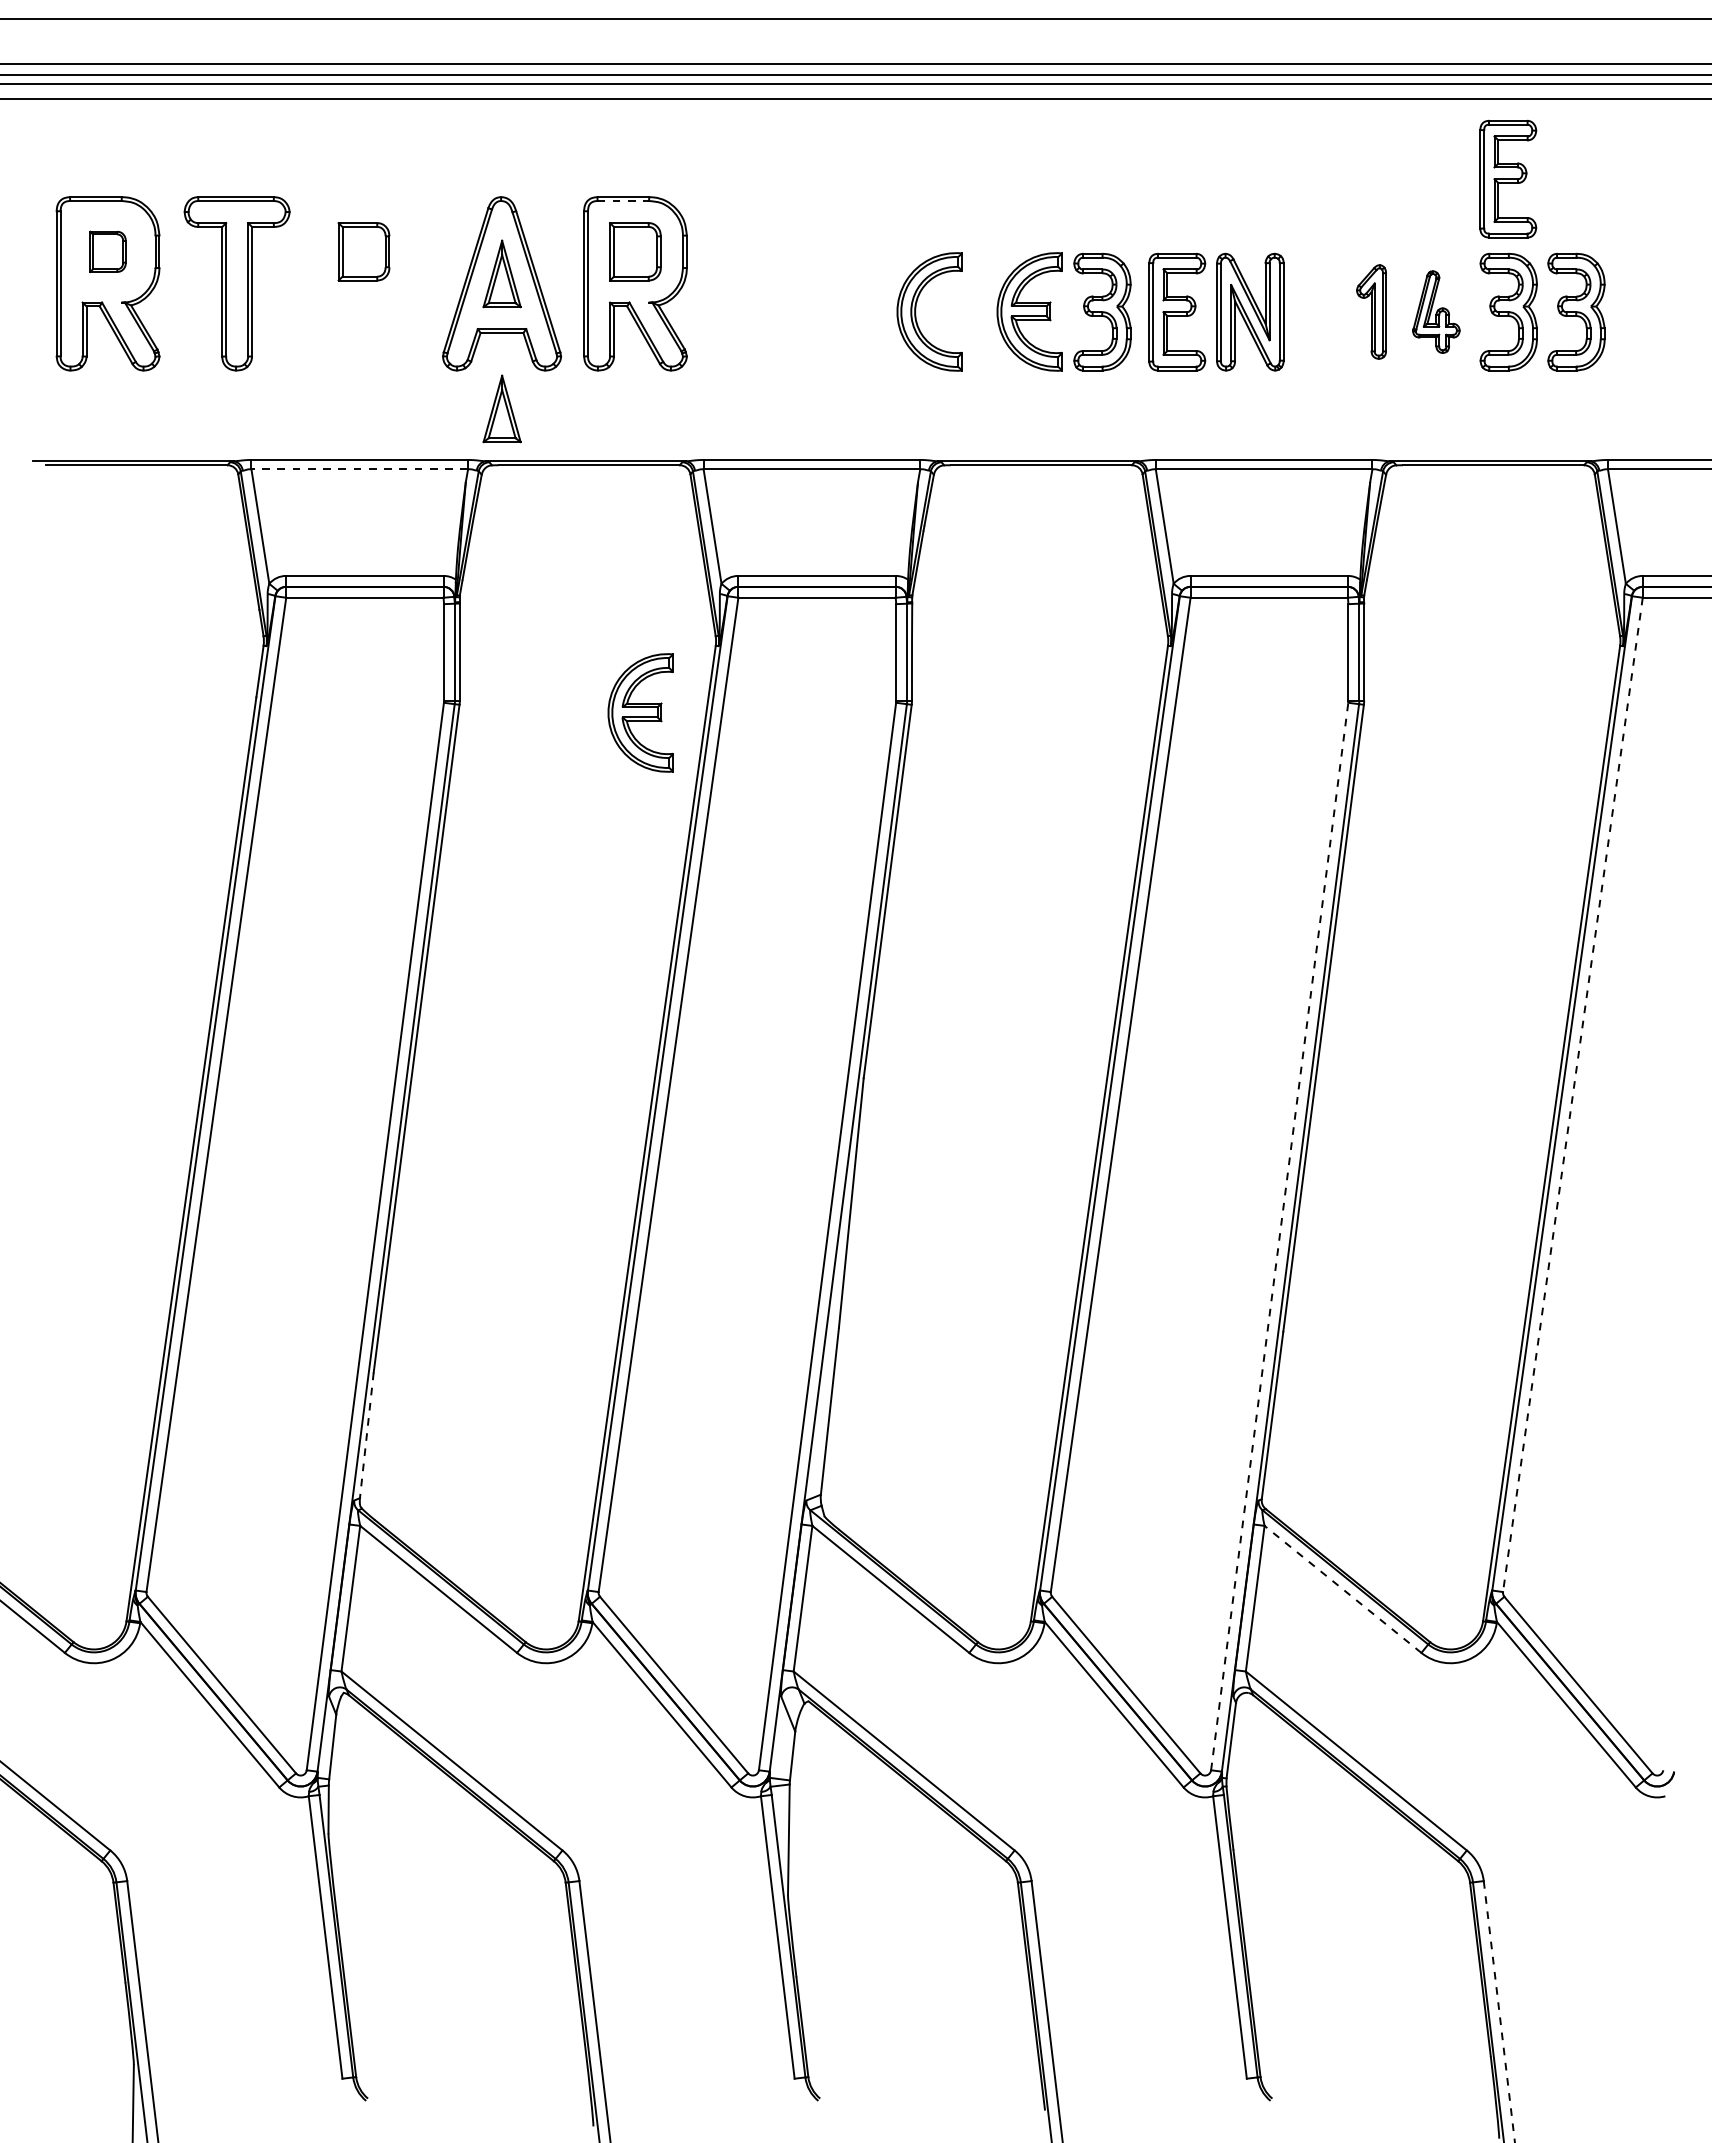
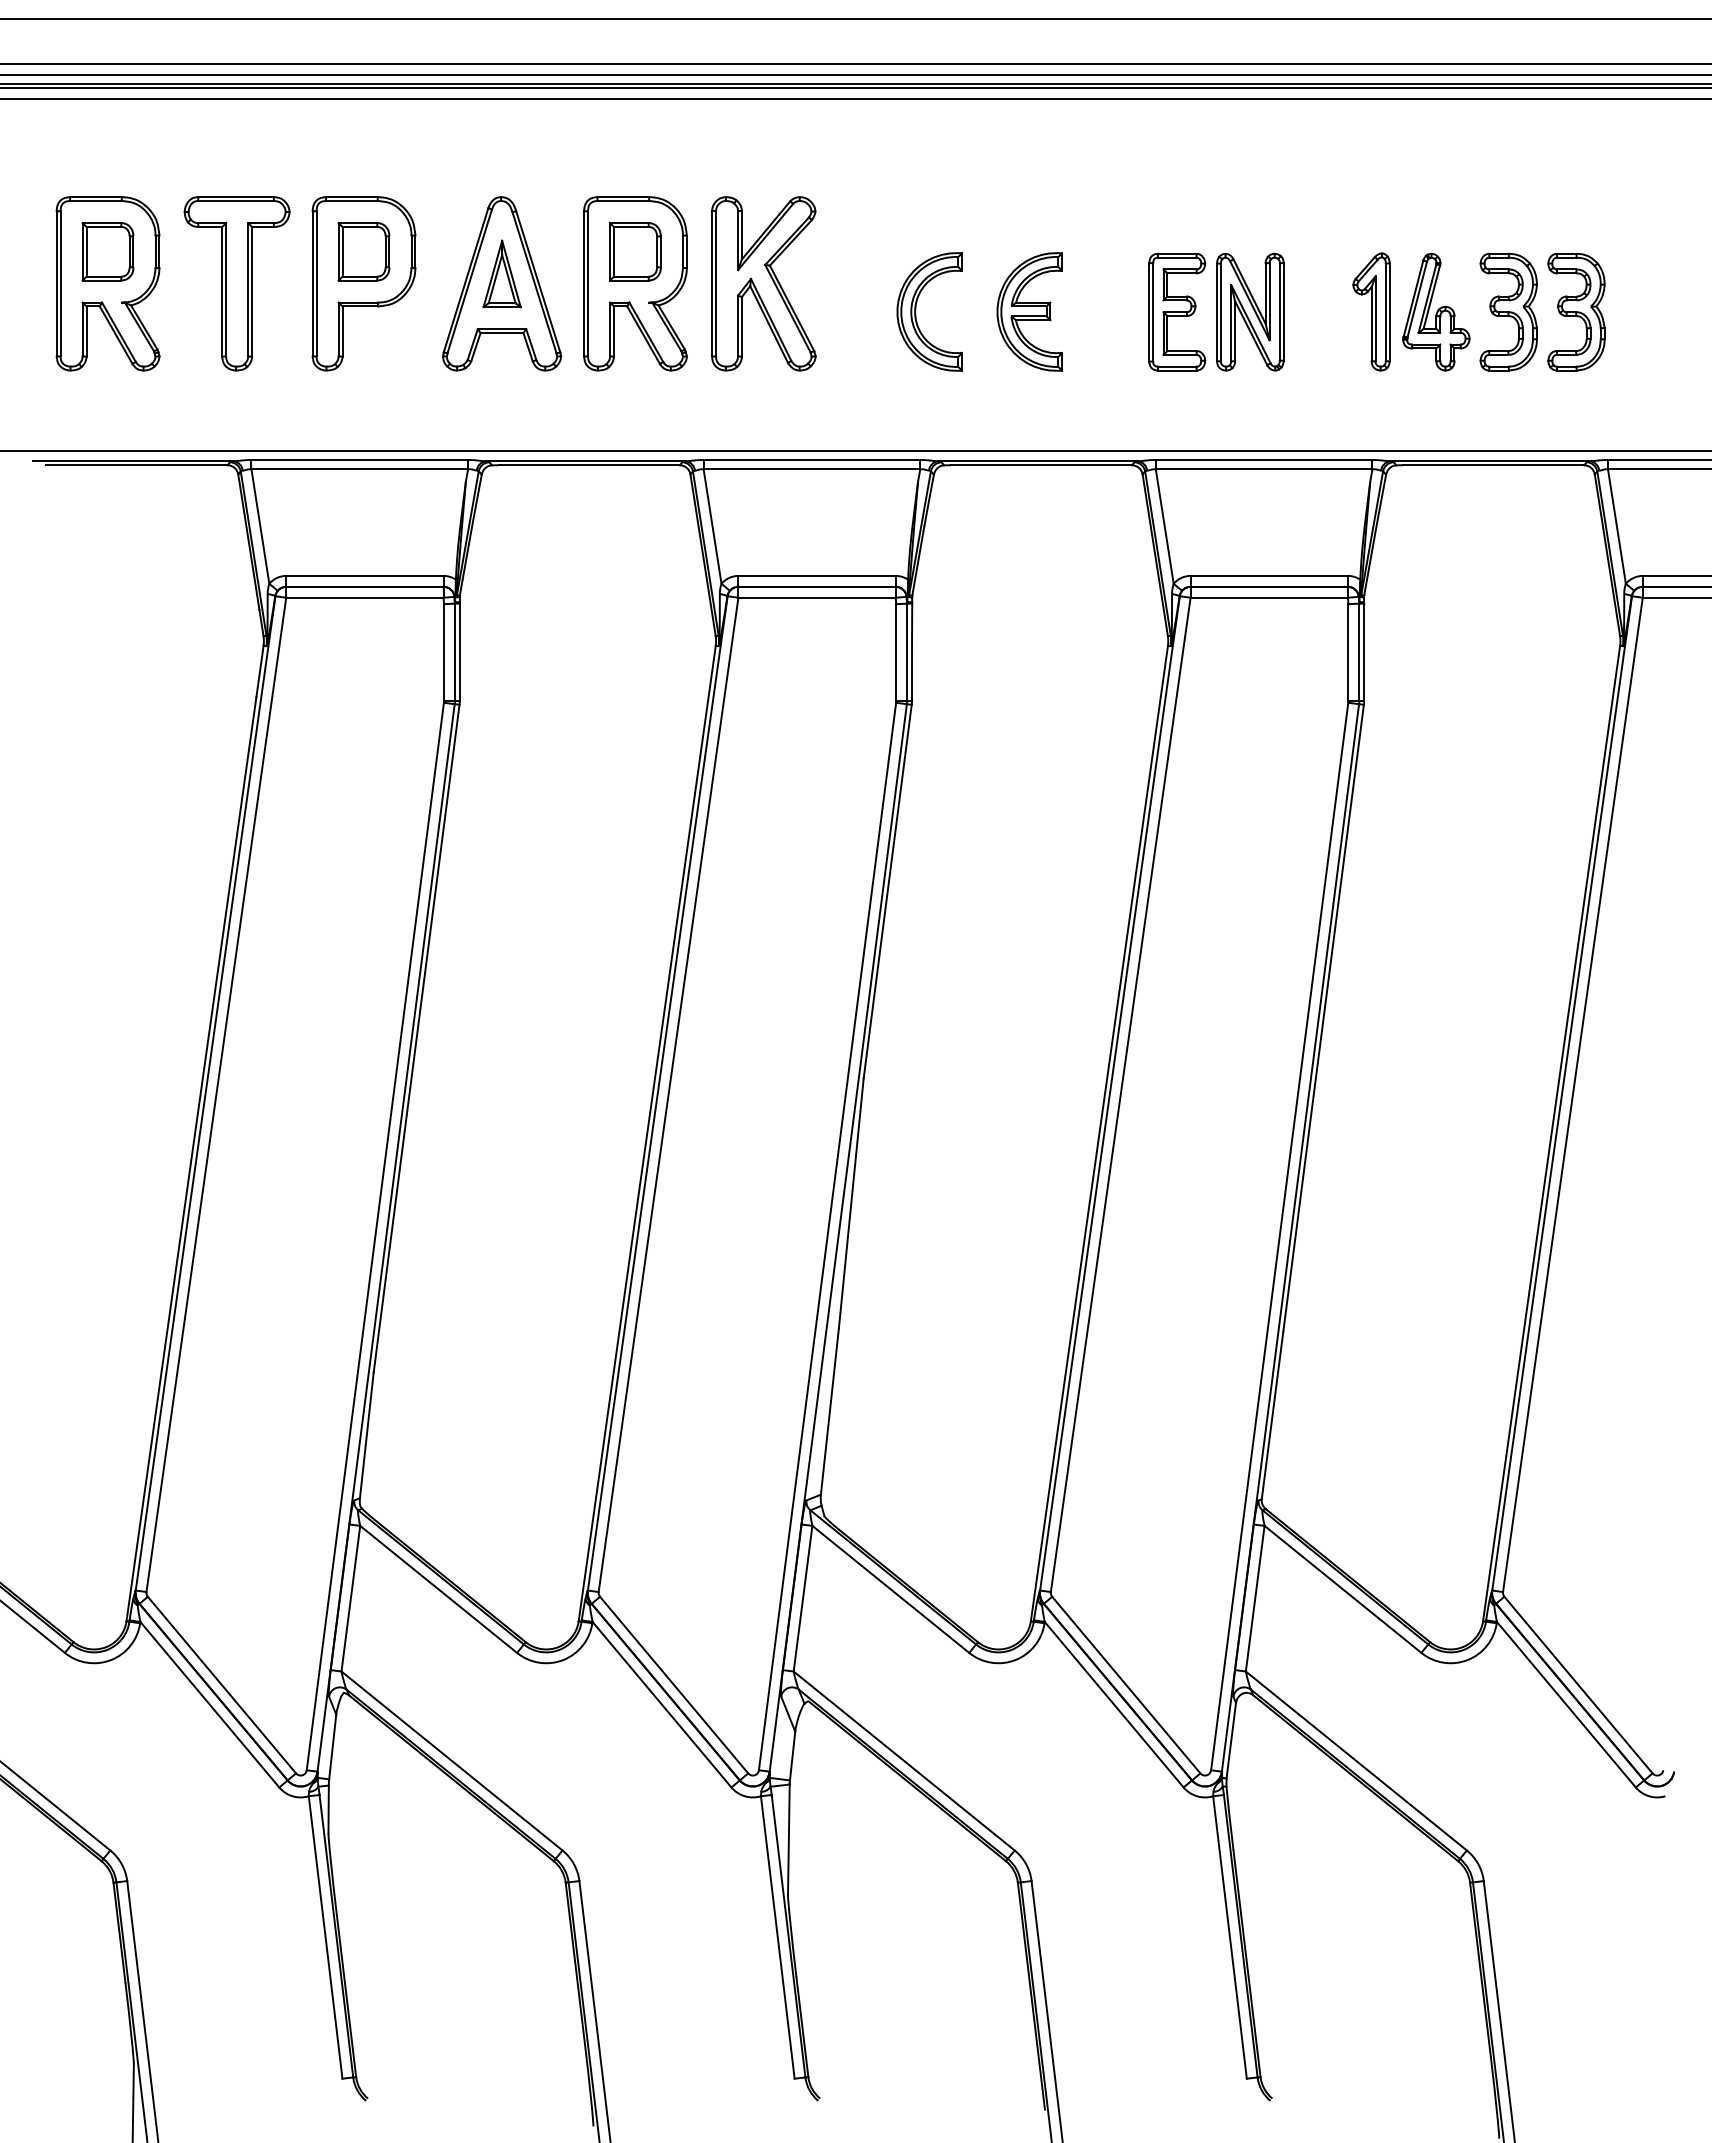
line: none -> present (855, 87)
part: present -> none (1508, 178)
line: dashed -> solid (623, 201)
part size: 38x43 px -> 54x60 px (107, 251)
part: none -> present (363, 283)
part: none -> present (763, 283)
part: present -> none (1102, 311)
part size: 31x96 px -> 39x120 px (1371, 311)
part size: 49x84 px -> 69x120 px (1436, 311)
part: present -> none (501, 408)
line: none -> present (855, 450)
line: dashed -> solid (359, 469)
part: present -> none (640, 712)
line: dashed -> solid (1572, 1095)
line: dashed -> solid (1279, 1236)
line: dashed -> solid (366, 1435)
line: dashed -> solid (1343, 1589)
line: dashed -> solid (1499, 2011)
